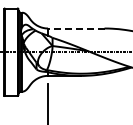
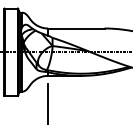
line: dashed -> solid (75, 28)
